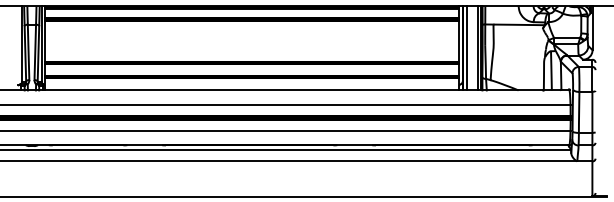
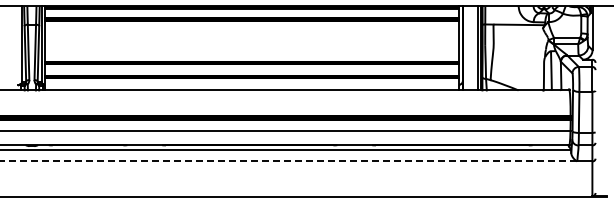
line: present -> none (466, 48)
line: present -> none (286, 104)
line: solid -> dashed (288, 161)
